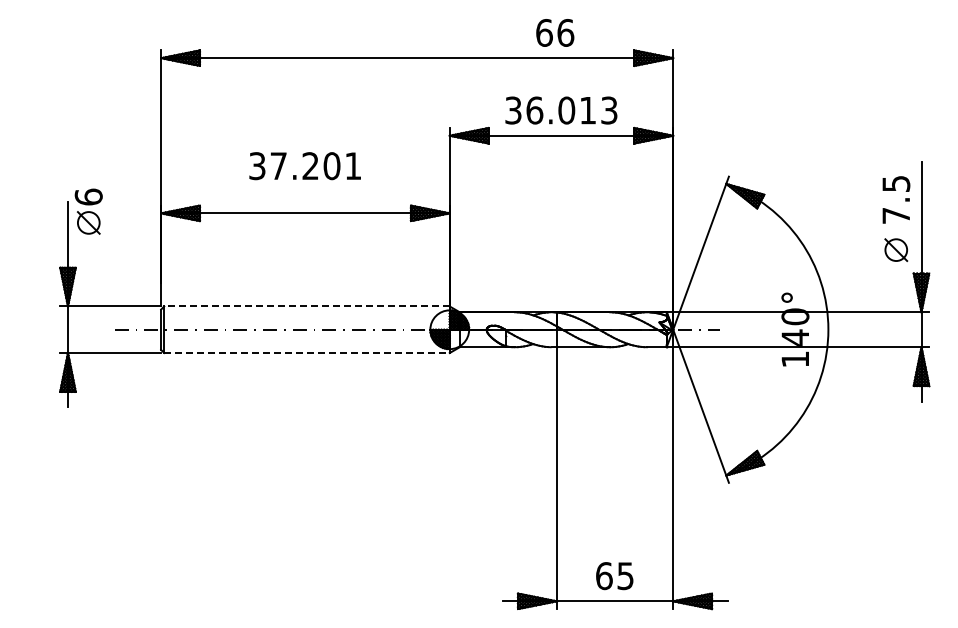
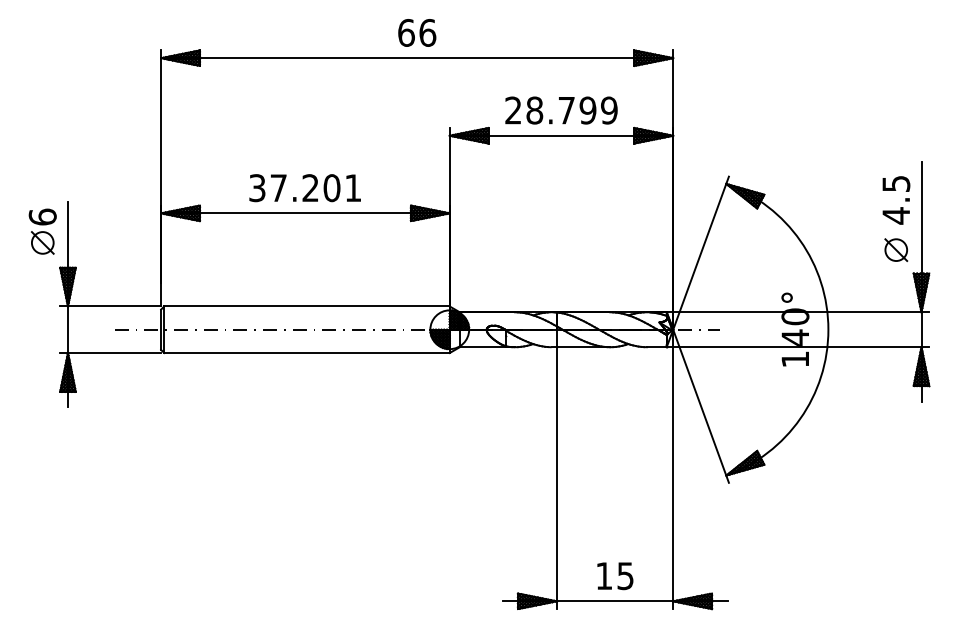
text position: (555, 32) -> (417, 32) (417, 32)
text: 36.013 -> 28.799 (561, 110)
text position: (304, 166) -> (304, 188) (304, 188)
part position: (88, 211) -> (42, 231) (42, 231)
text: 7.5 -> 4.5 (895, 215)
line: dashed -> solid (306, 306)
line: dashed -> solid (306, 353)
text: 65 -> 15 (604, 576)
